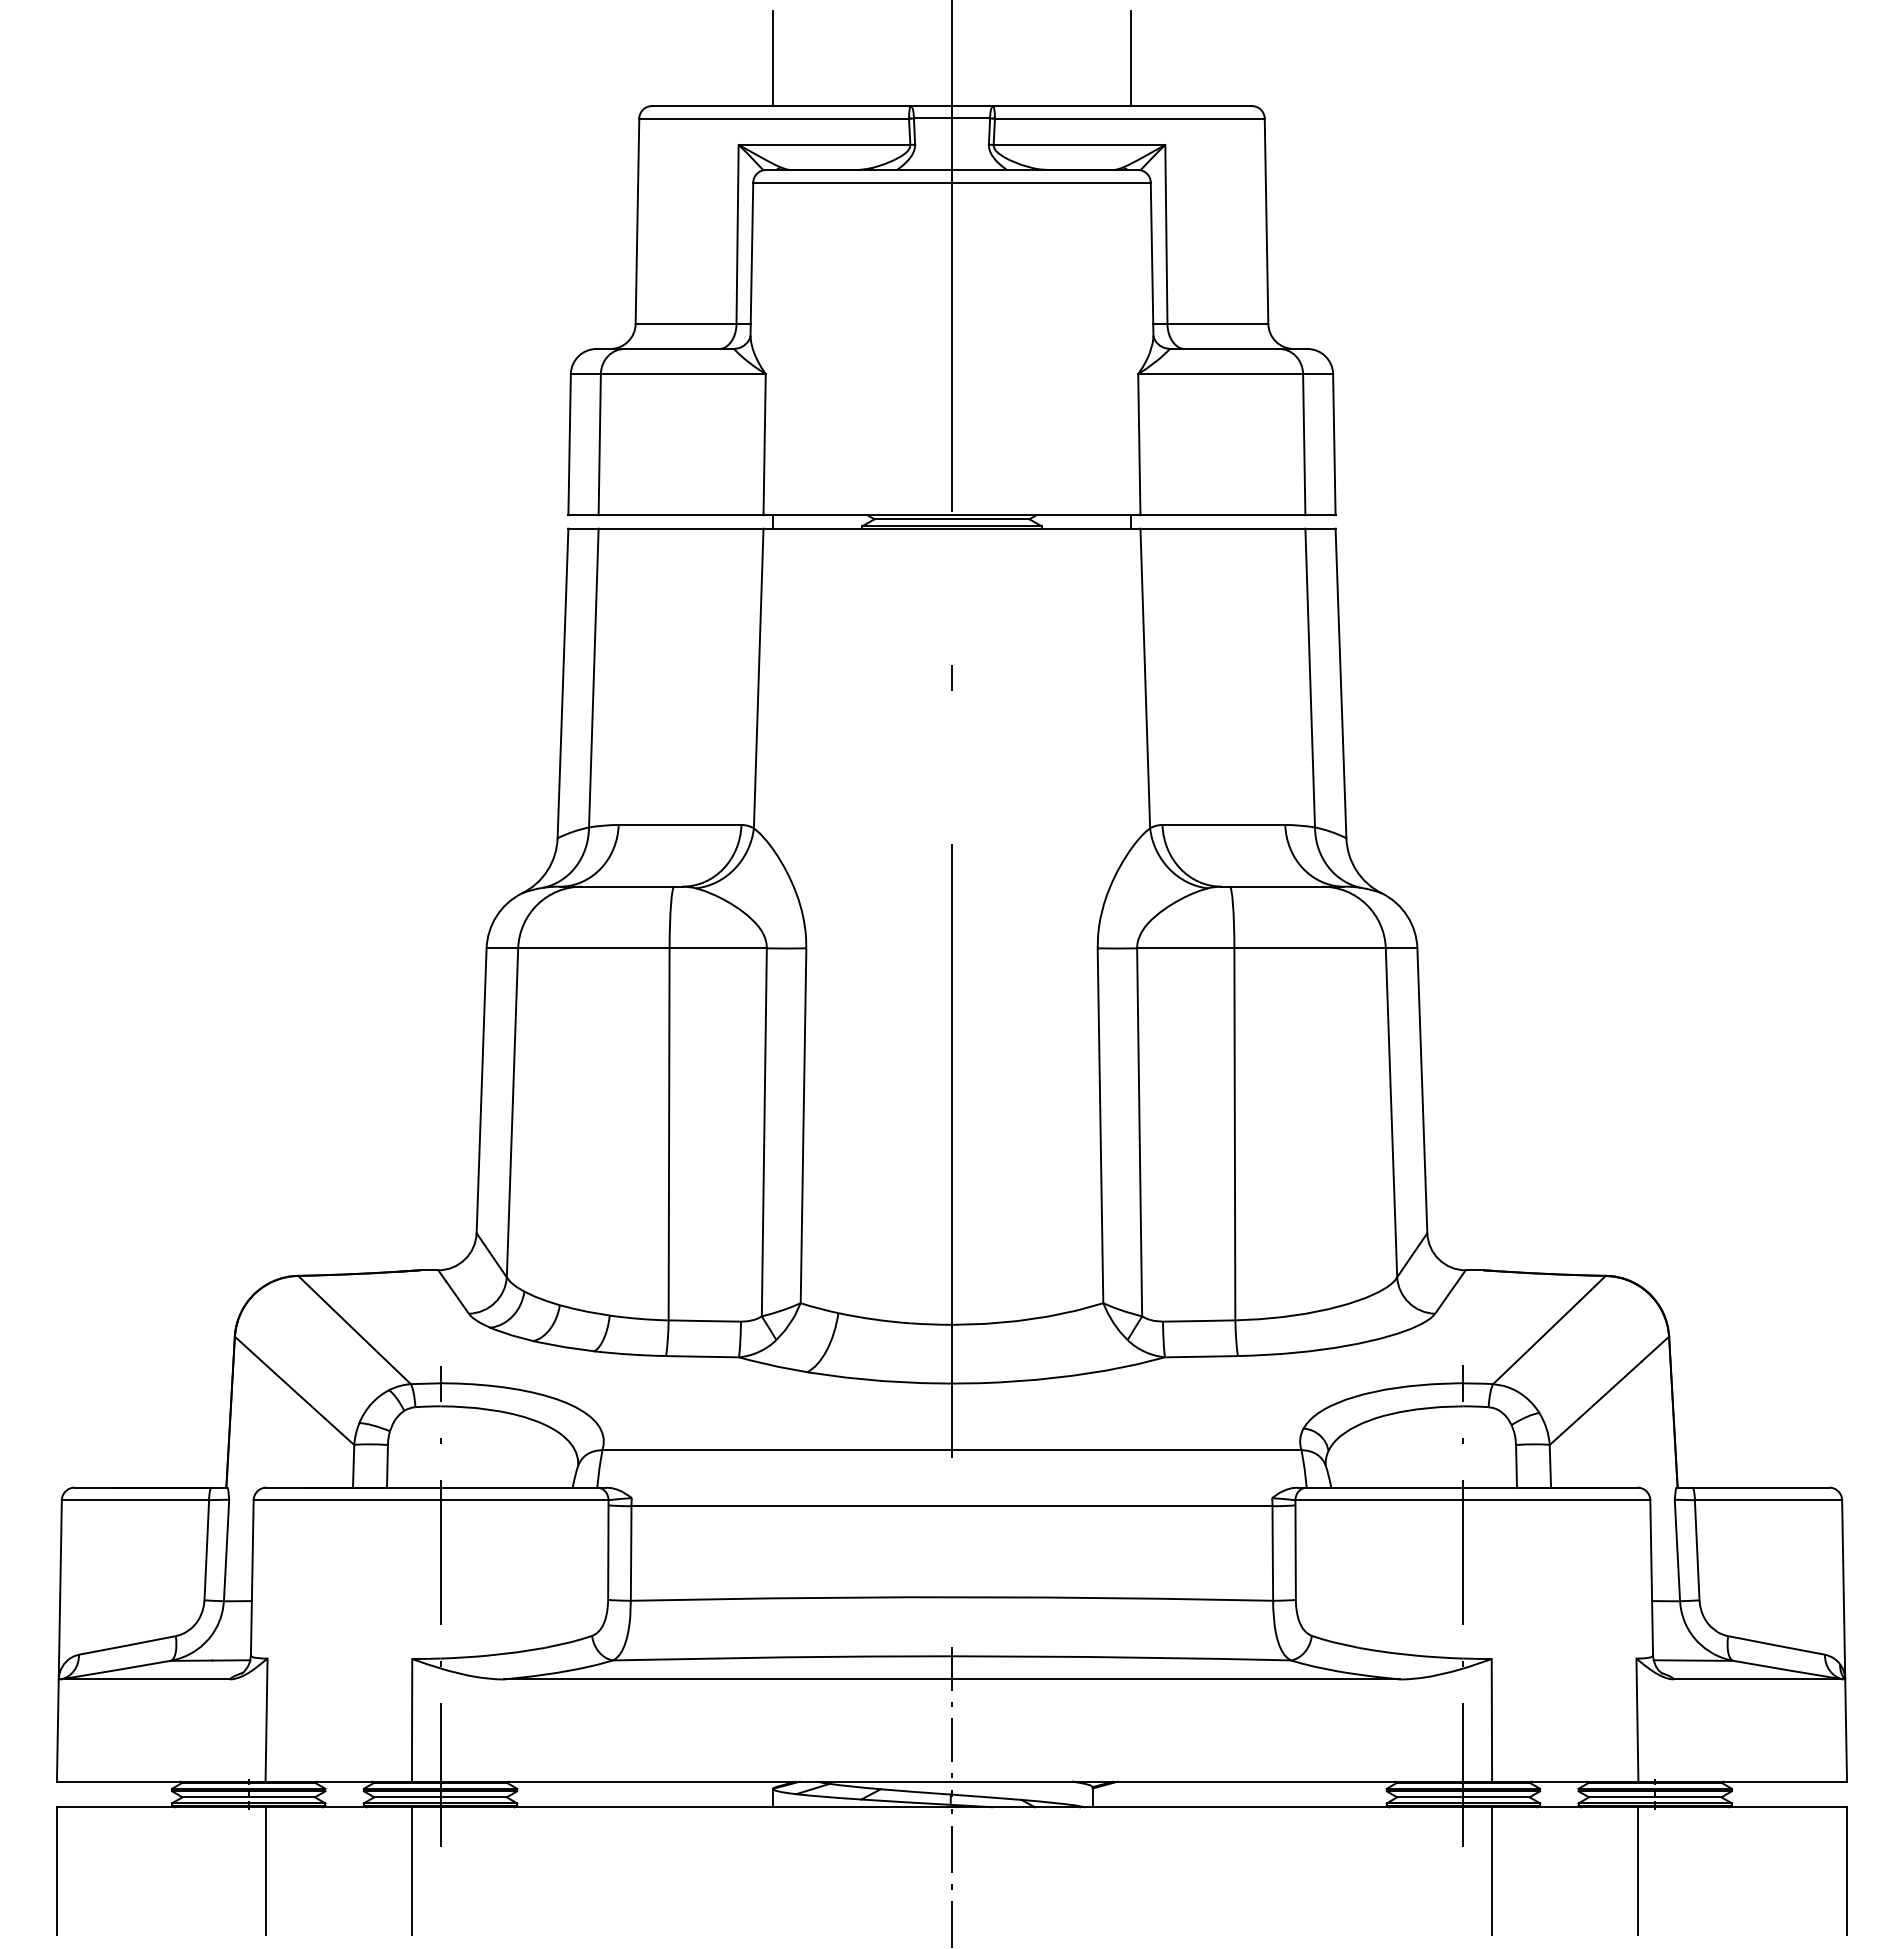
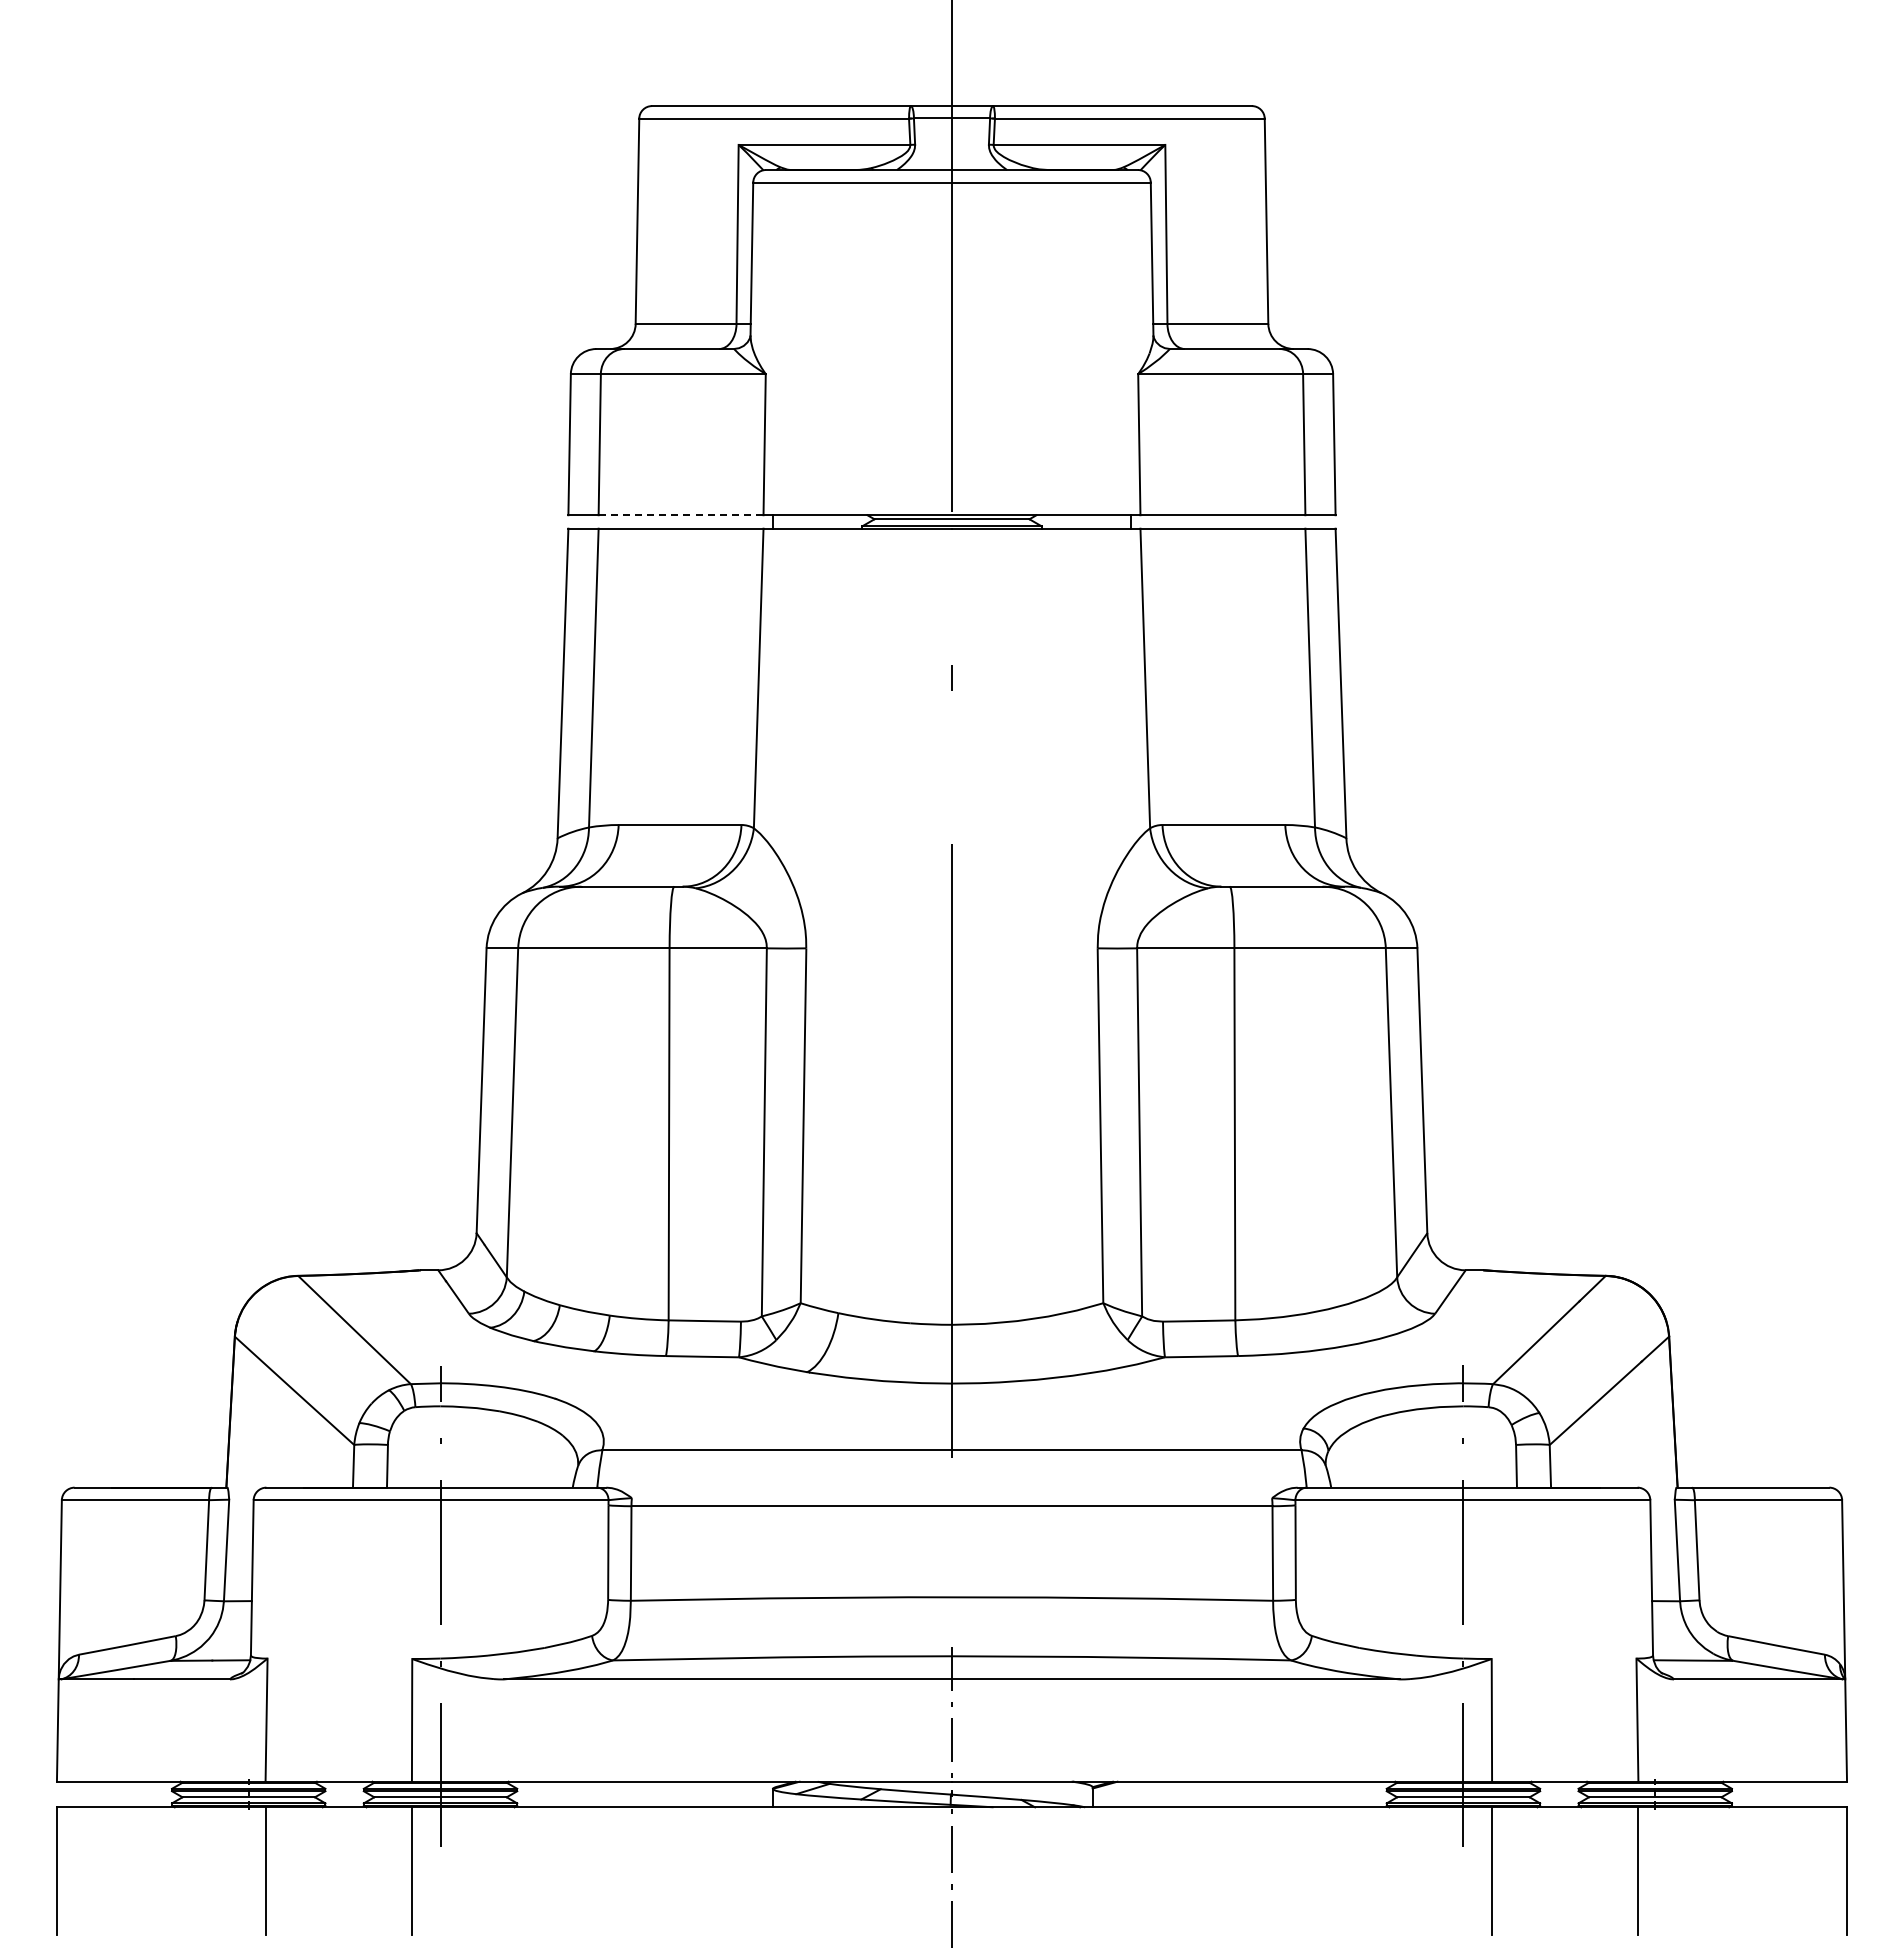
line: present -> none (772, 58)
line: present -> none (1131, 58)
line: solid -> dashed (681, 515)
